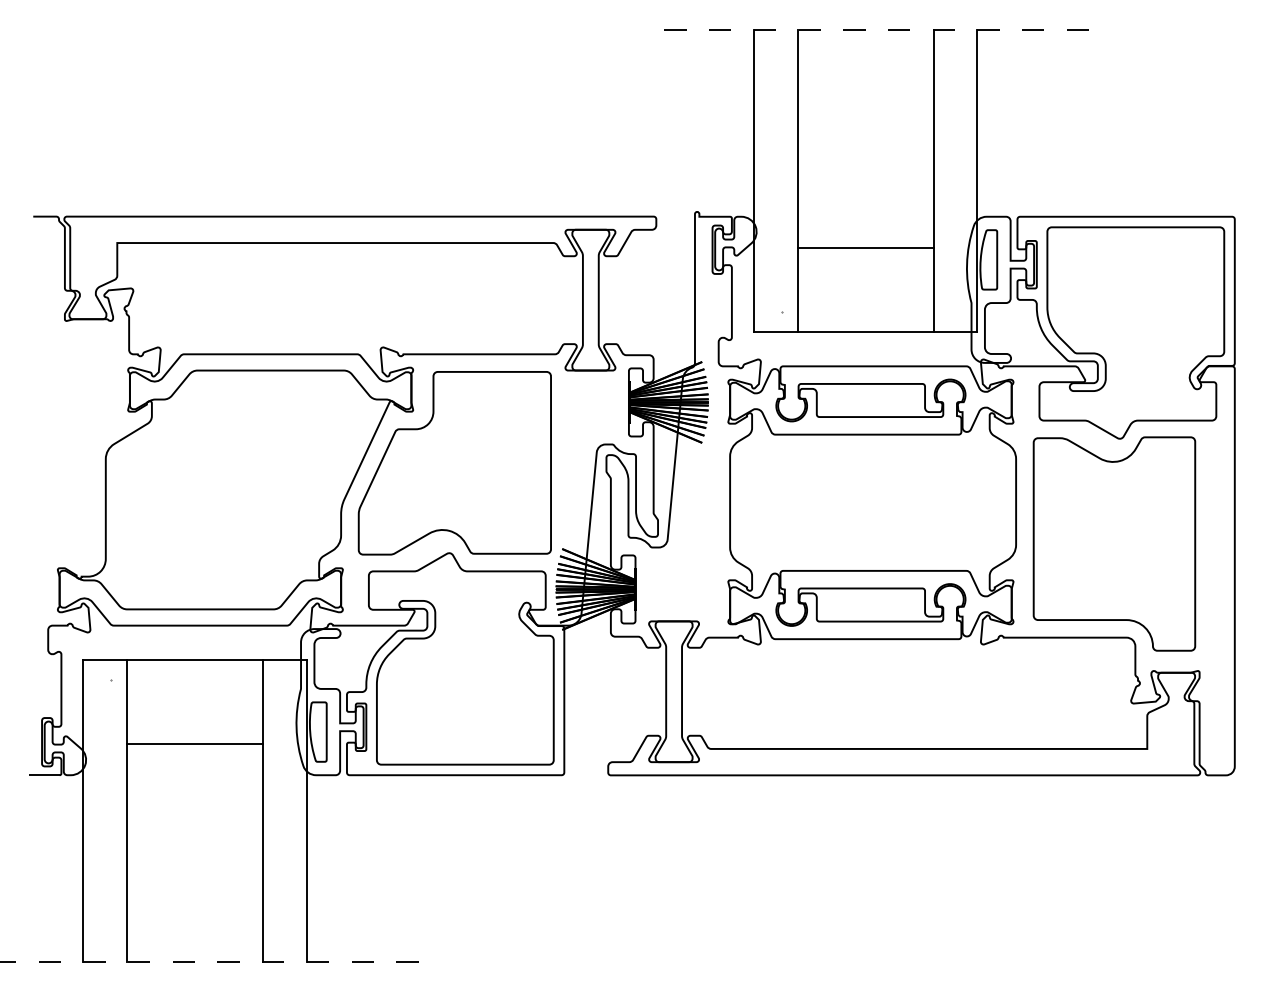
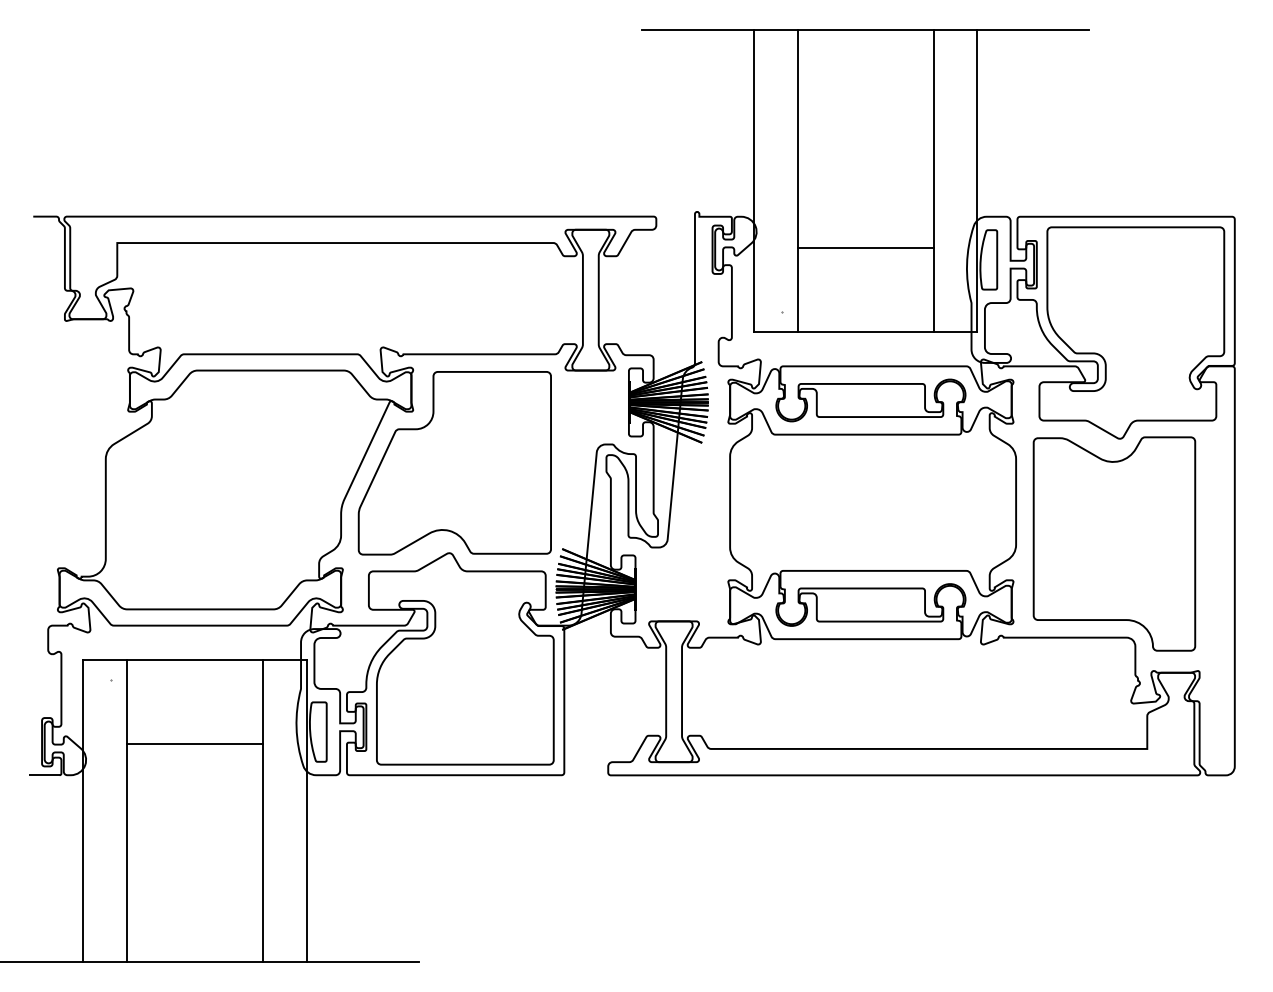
line: dashed -> solid (865, 29)
line: dashed -> solid (209, 962)
